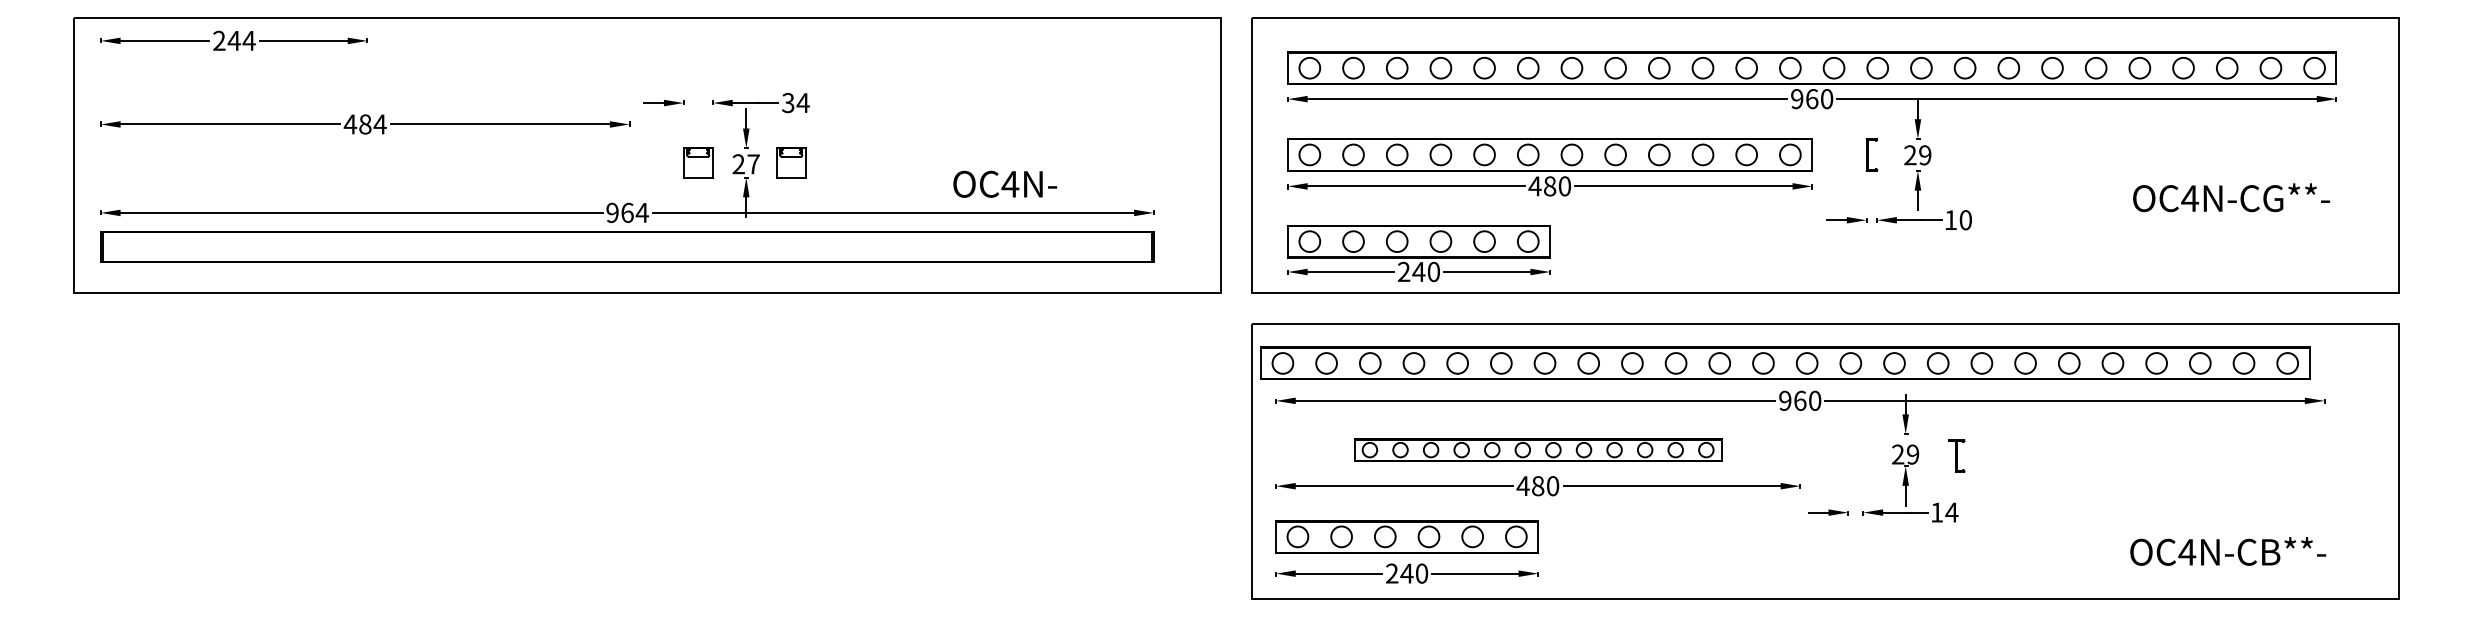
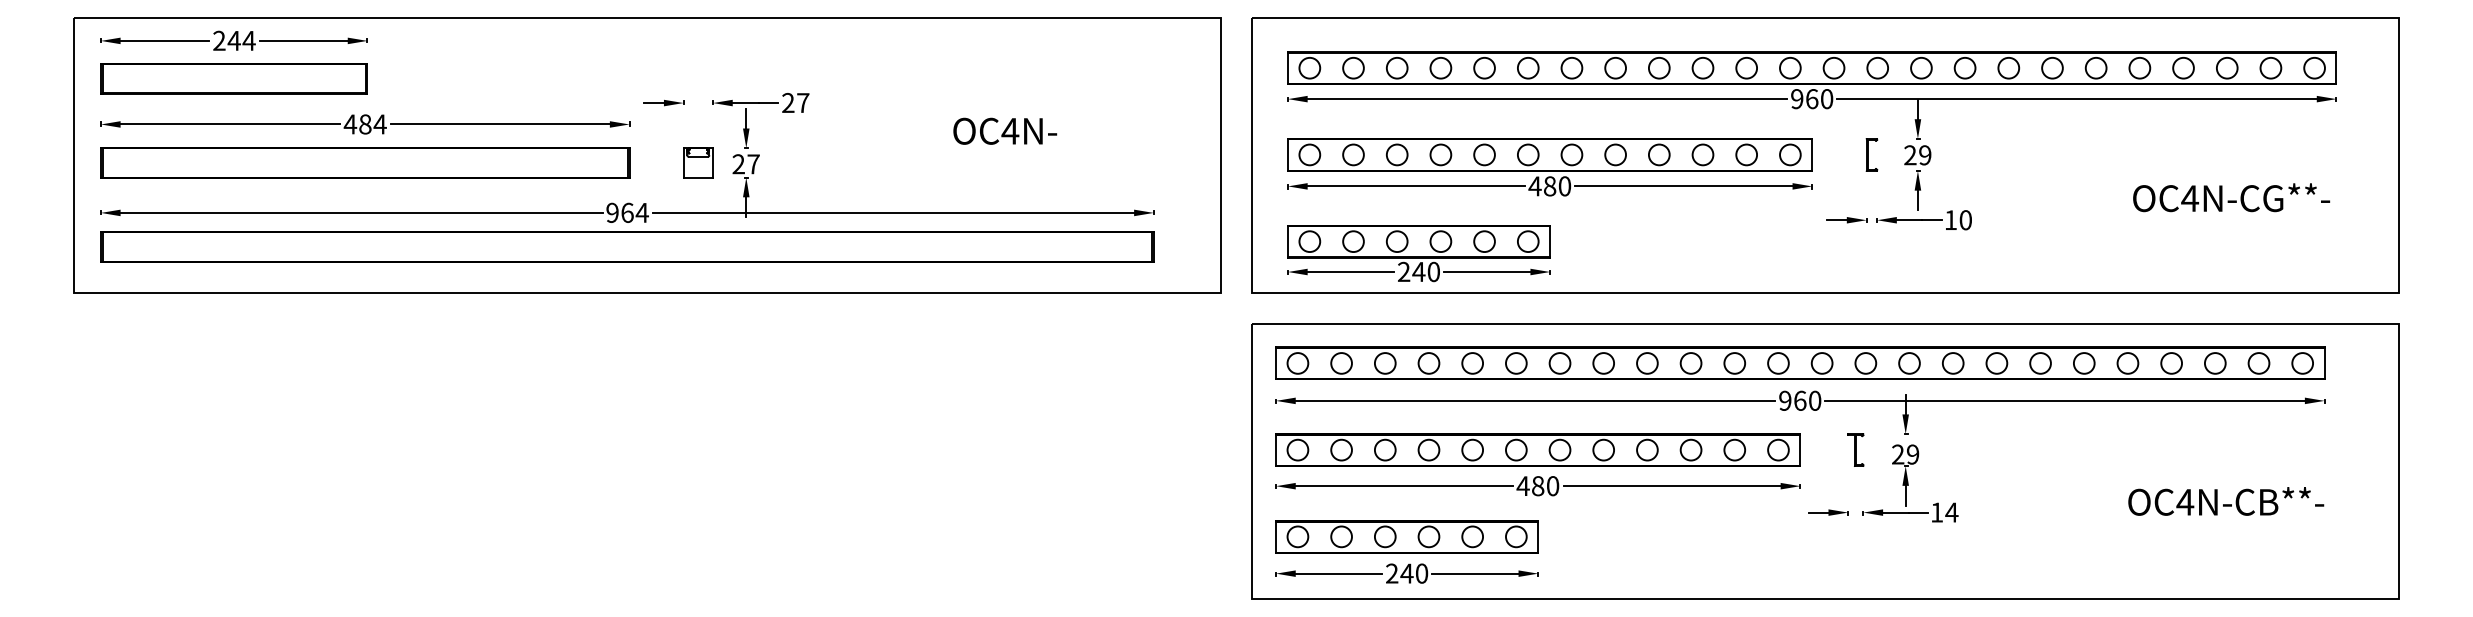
part: none -> present (233, 78)
text: 34 -> 27 (795, 103)
part: none -> present (365, 162)
part: present -> none (791, 162)
text position: (1005, 183) -> (1005, 130) (1005, 130)
part position: (1785, 362) -> (1800, 362) (1800, 362)
part size: 369x24 px -> 526x34 px (1537, 449)
part position: (1956, 455) -> (1855, 449) (1855, 449)
text position: (2228, 551) -> (2226, 501) (2226, 501)
